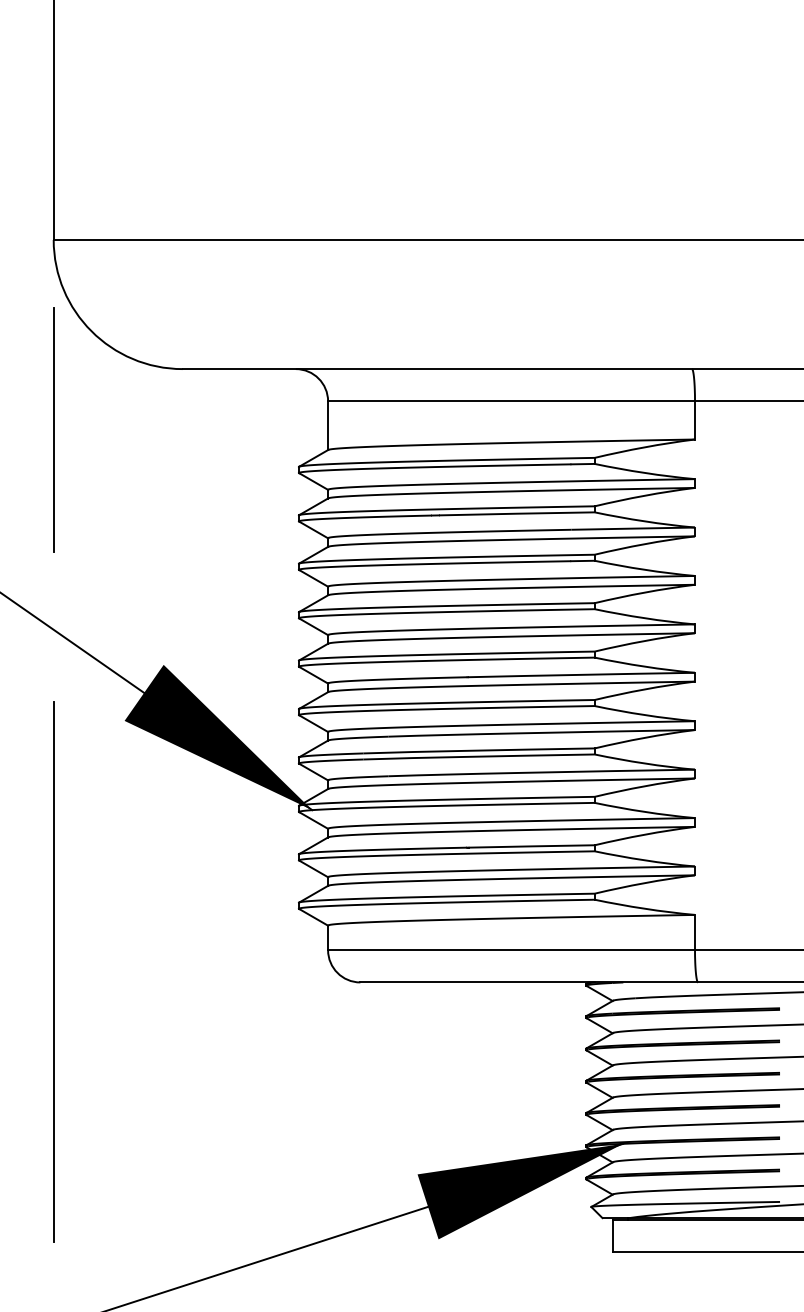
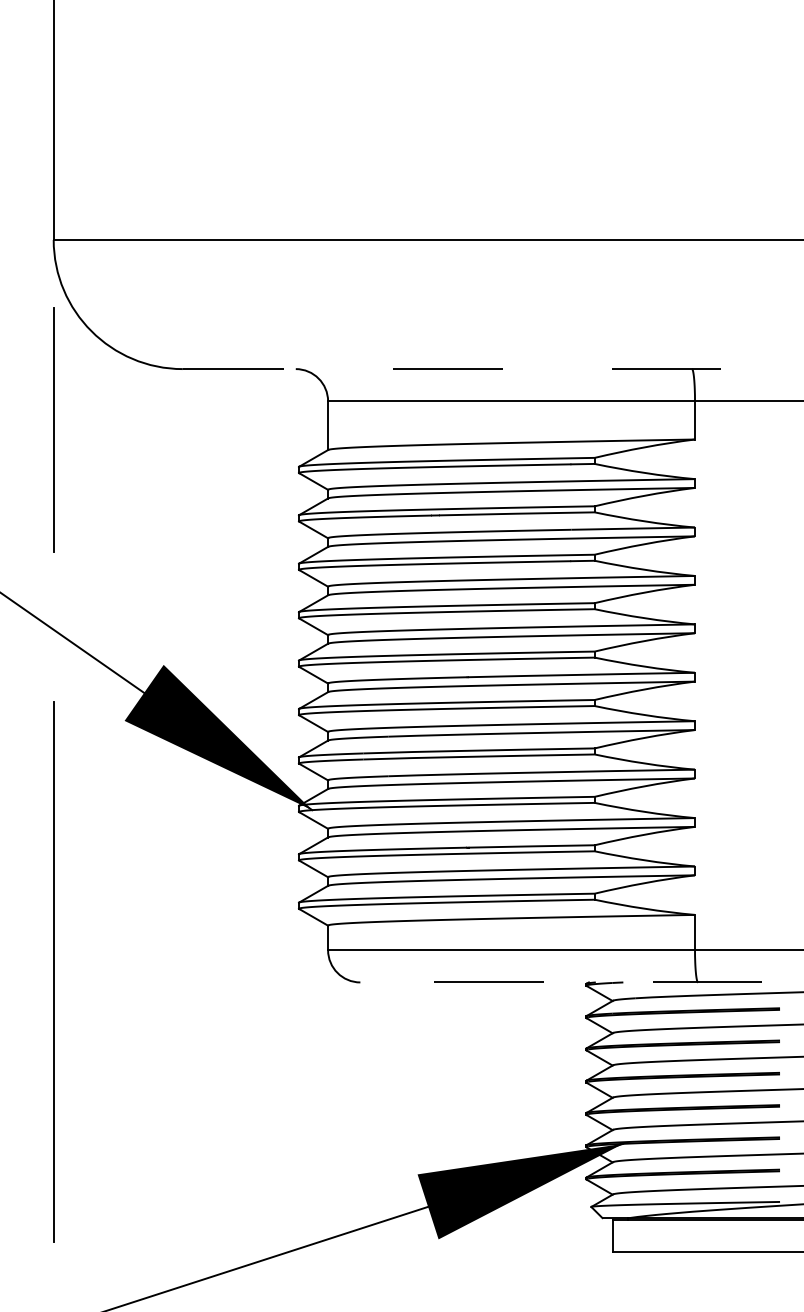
line: solid -> dashed (492, 369)
line: solid -> dashed (581, 982)
